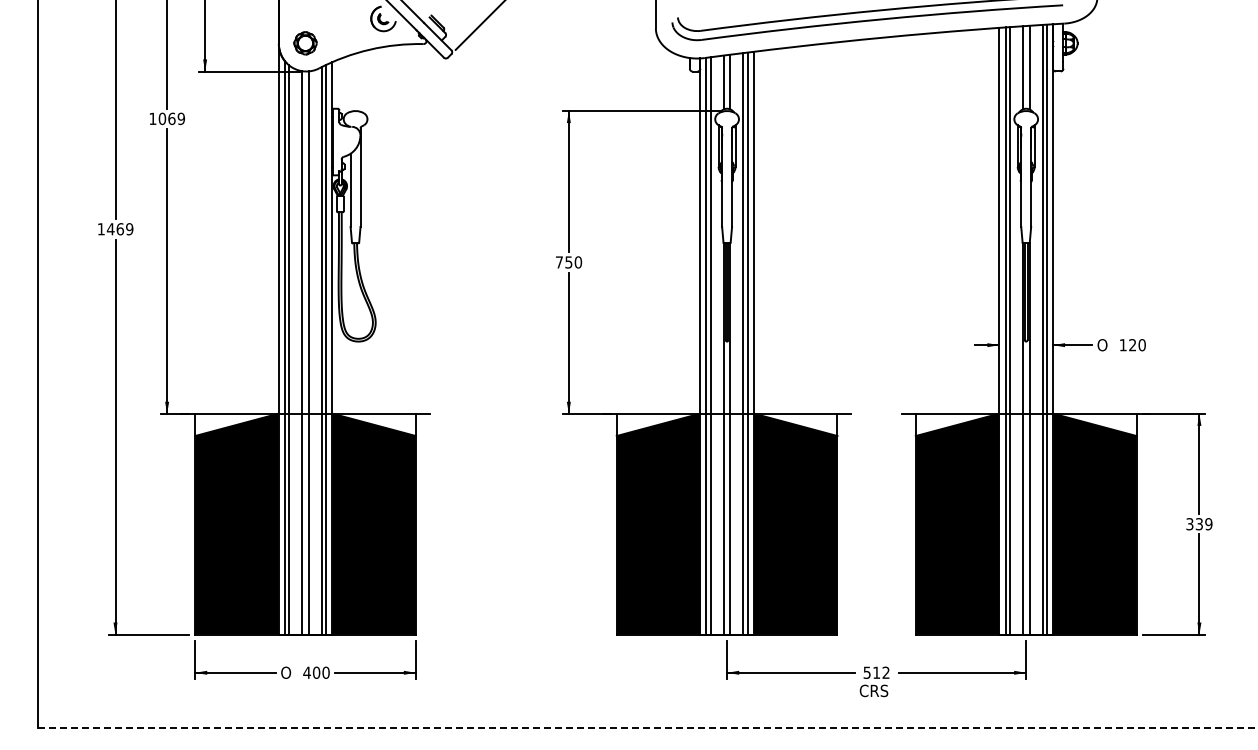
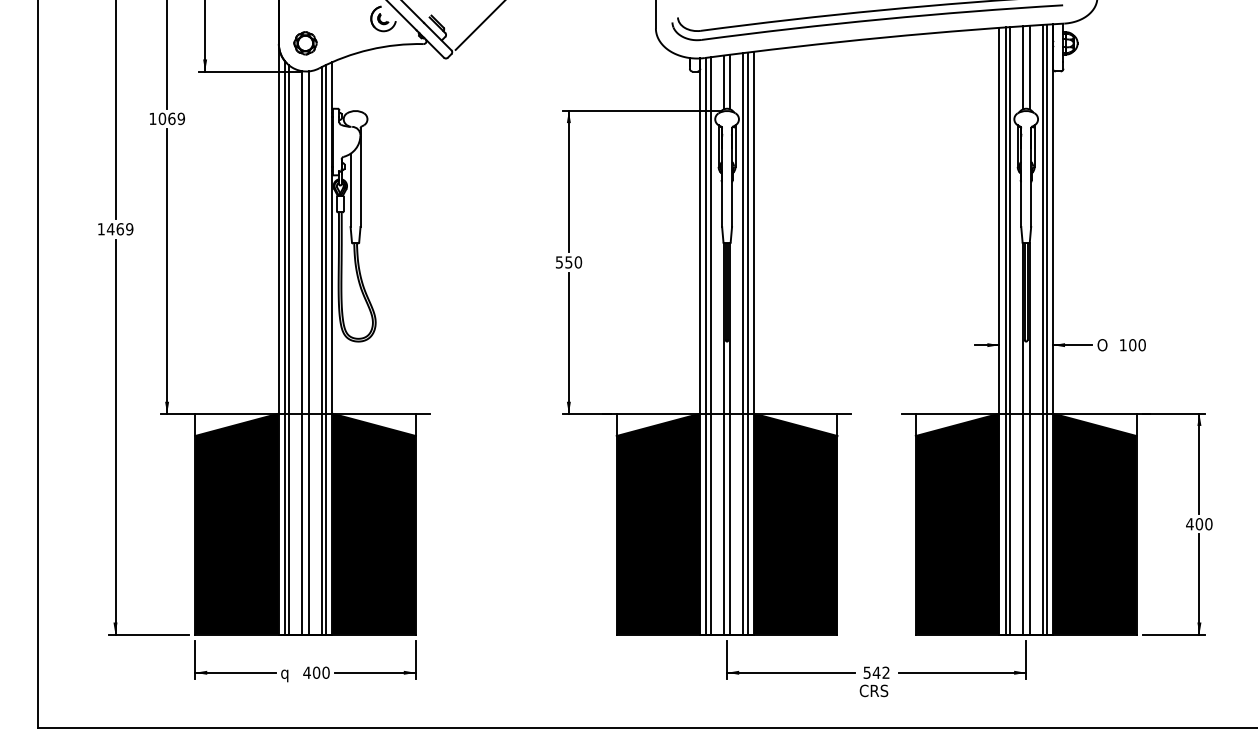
text: 750 -> 550 (558, 262)
text: 120 -> 100 (1132, 345)
text: 339 -> 400 (1199, 524)
text: 512 -> 542 (876, 672)
text: O -> q (286, 674)
line: dashed -> solid (647, 727)
